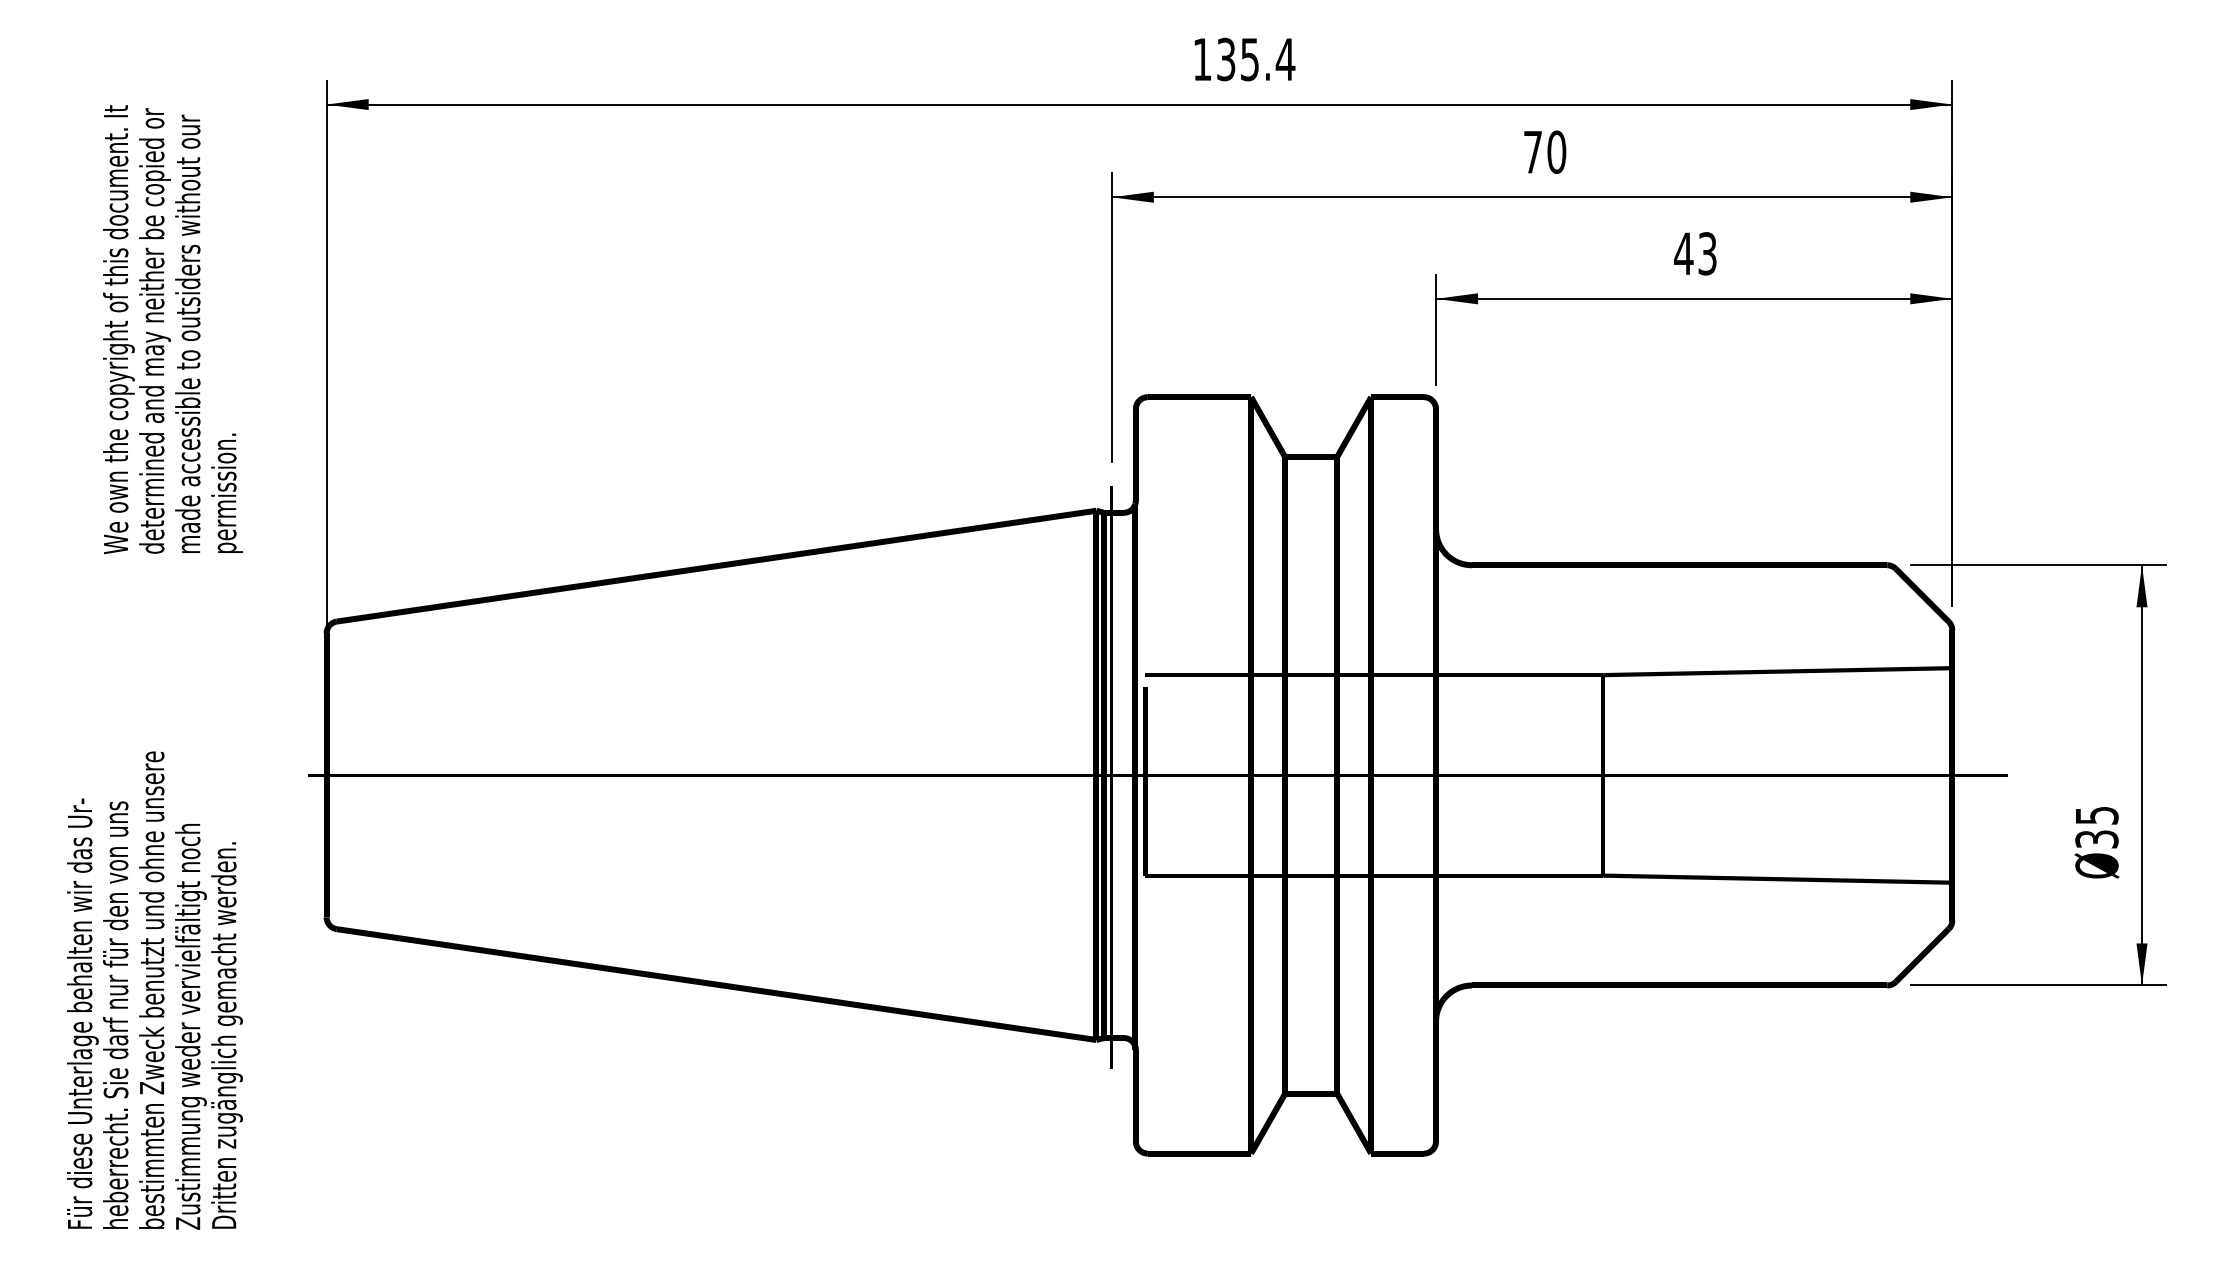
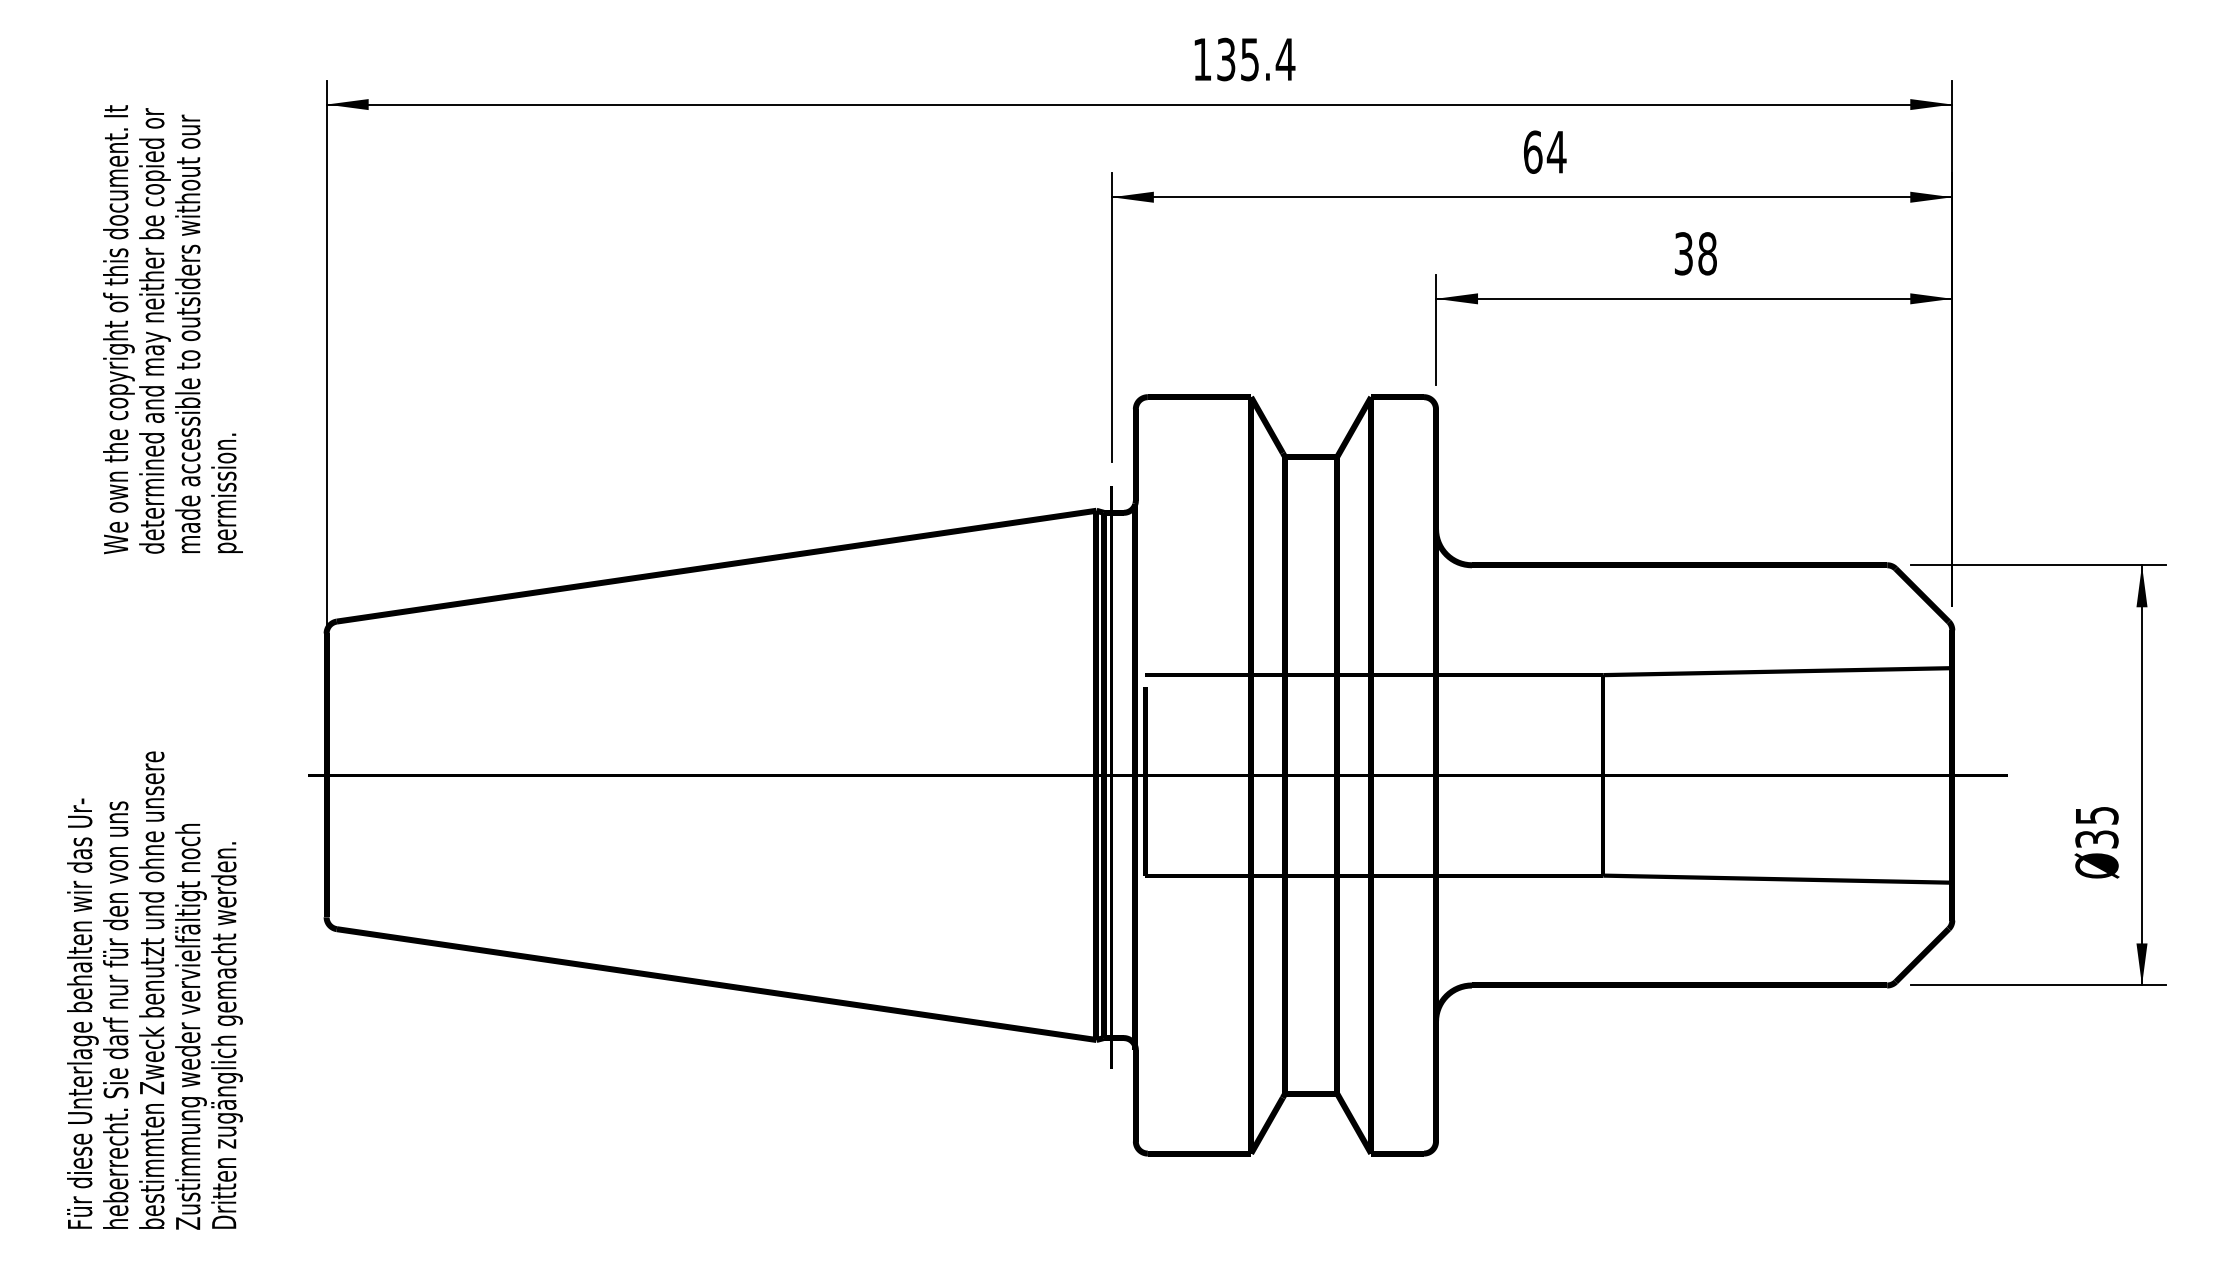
text: 70 -> 64 (1545, 151)
text: 43 -> 38 (1695, 253)
